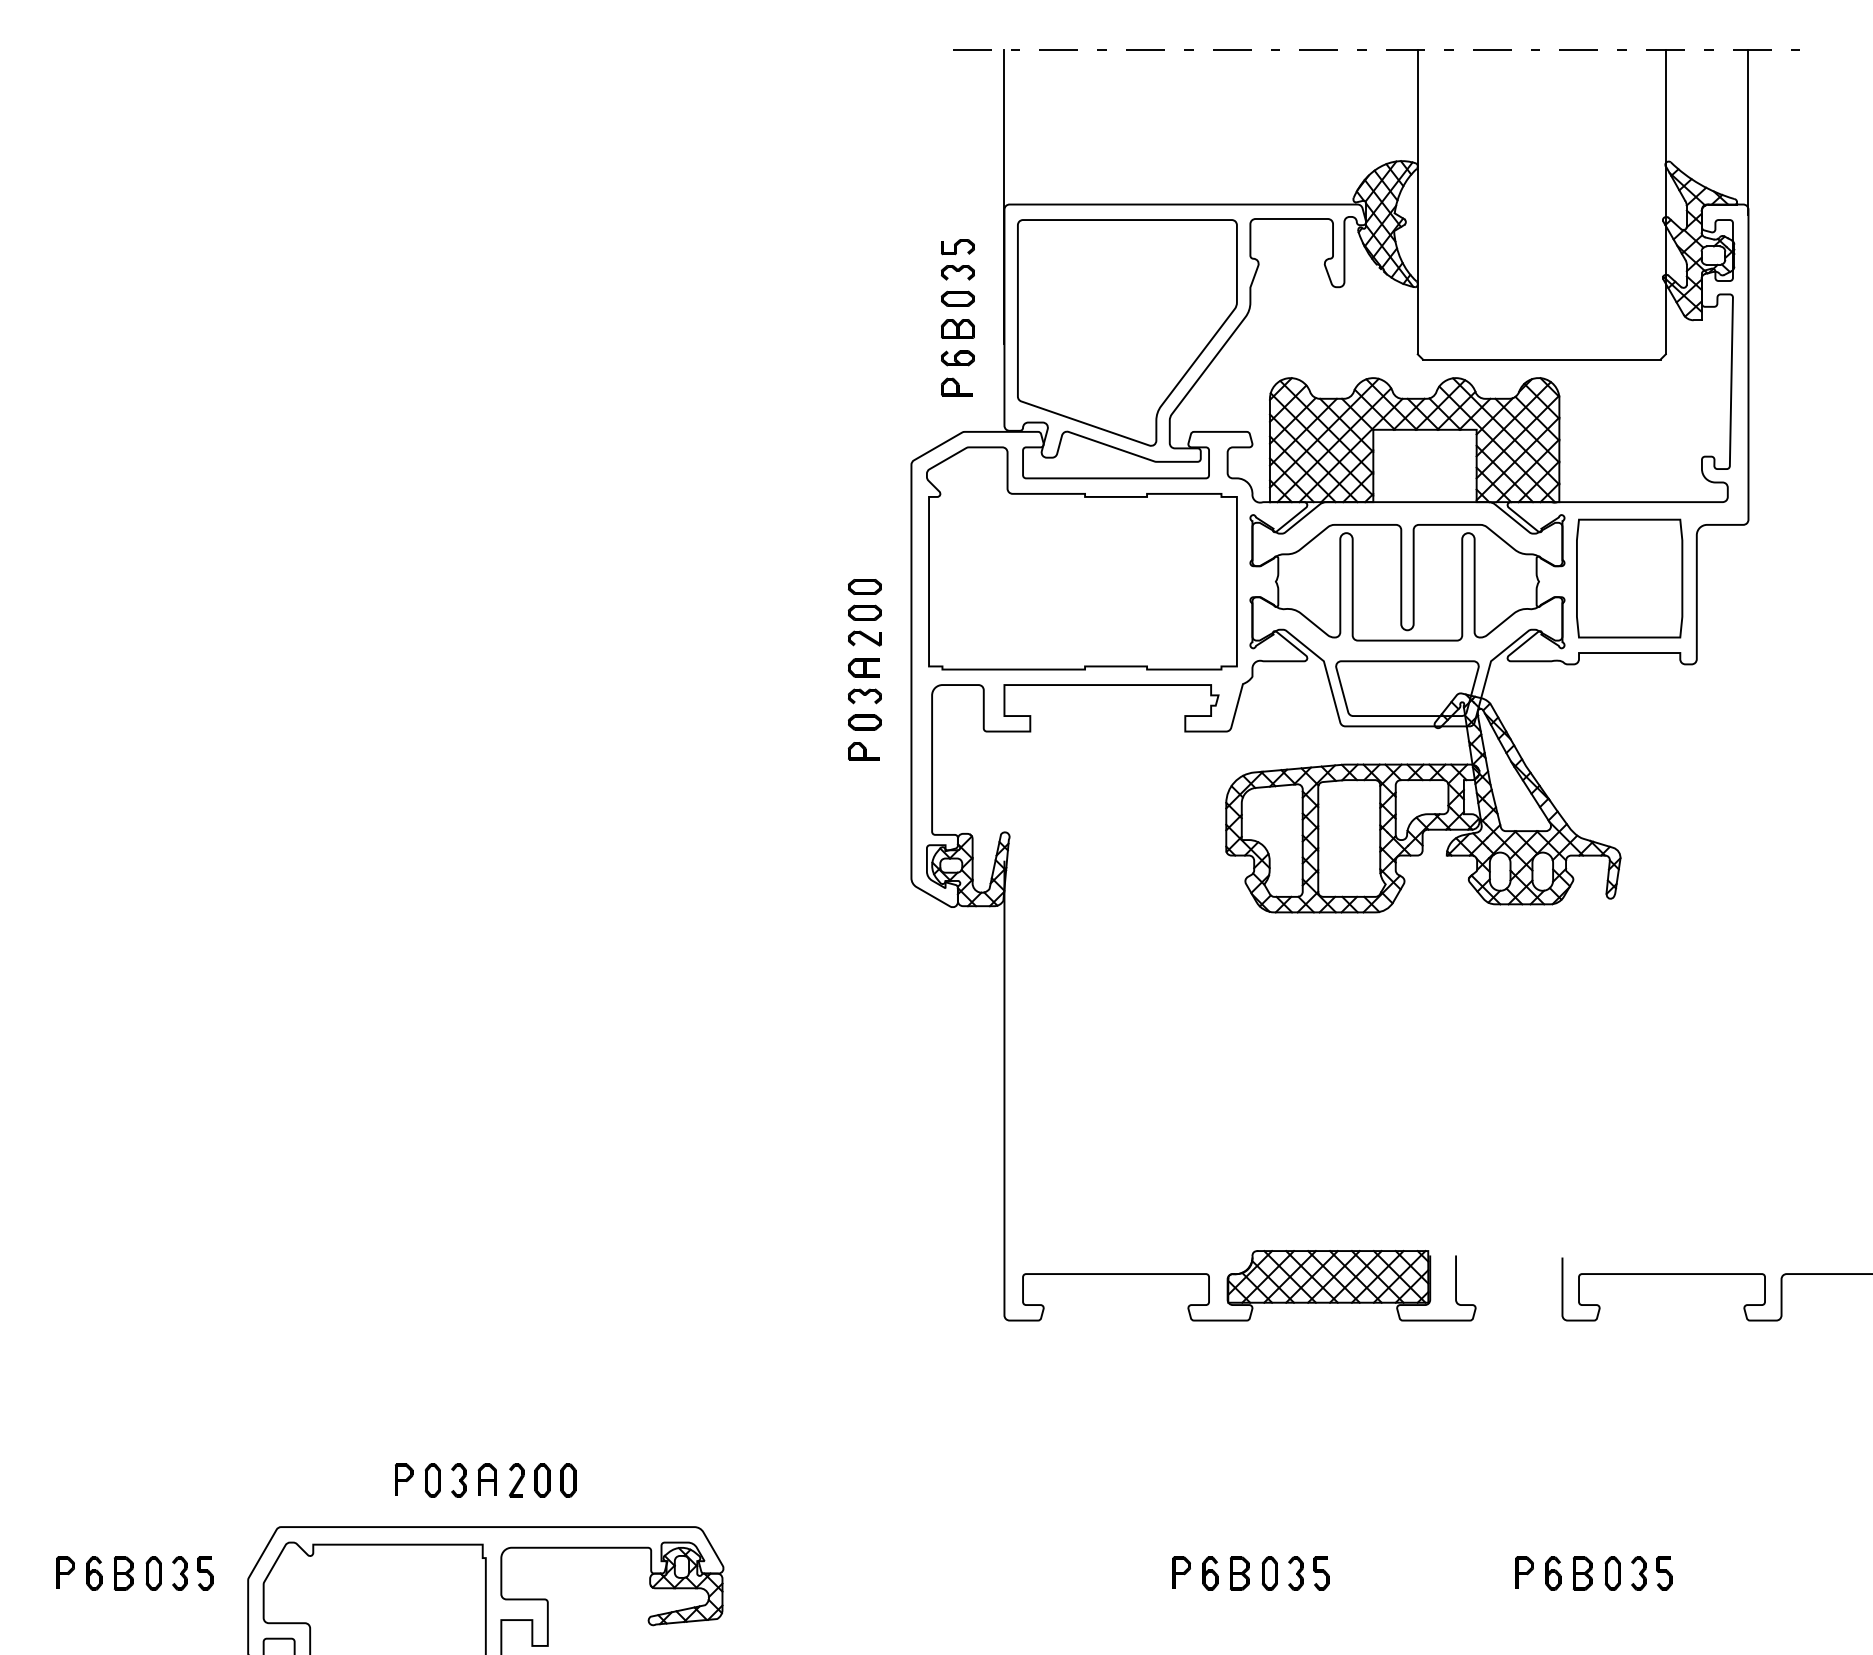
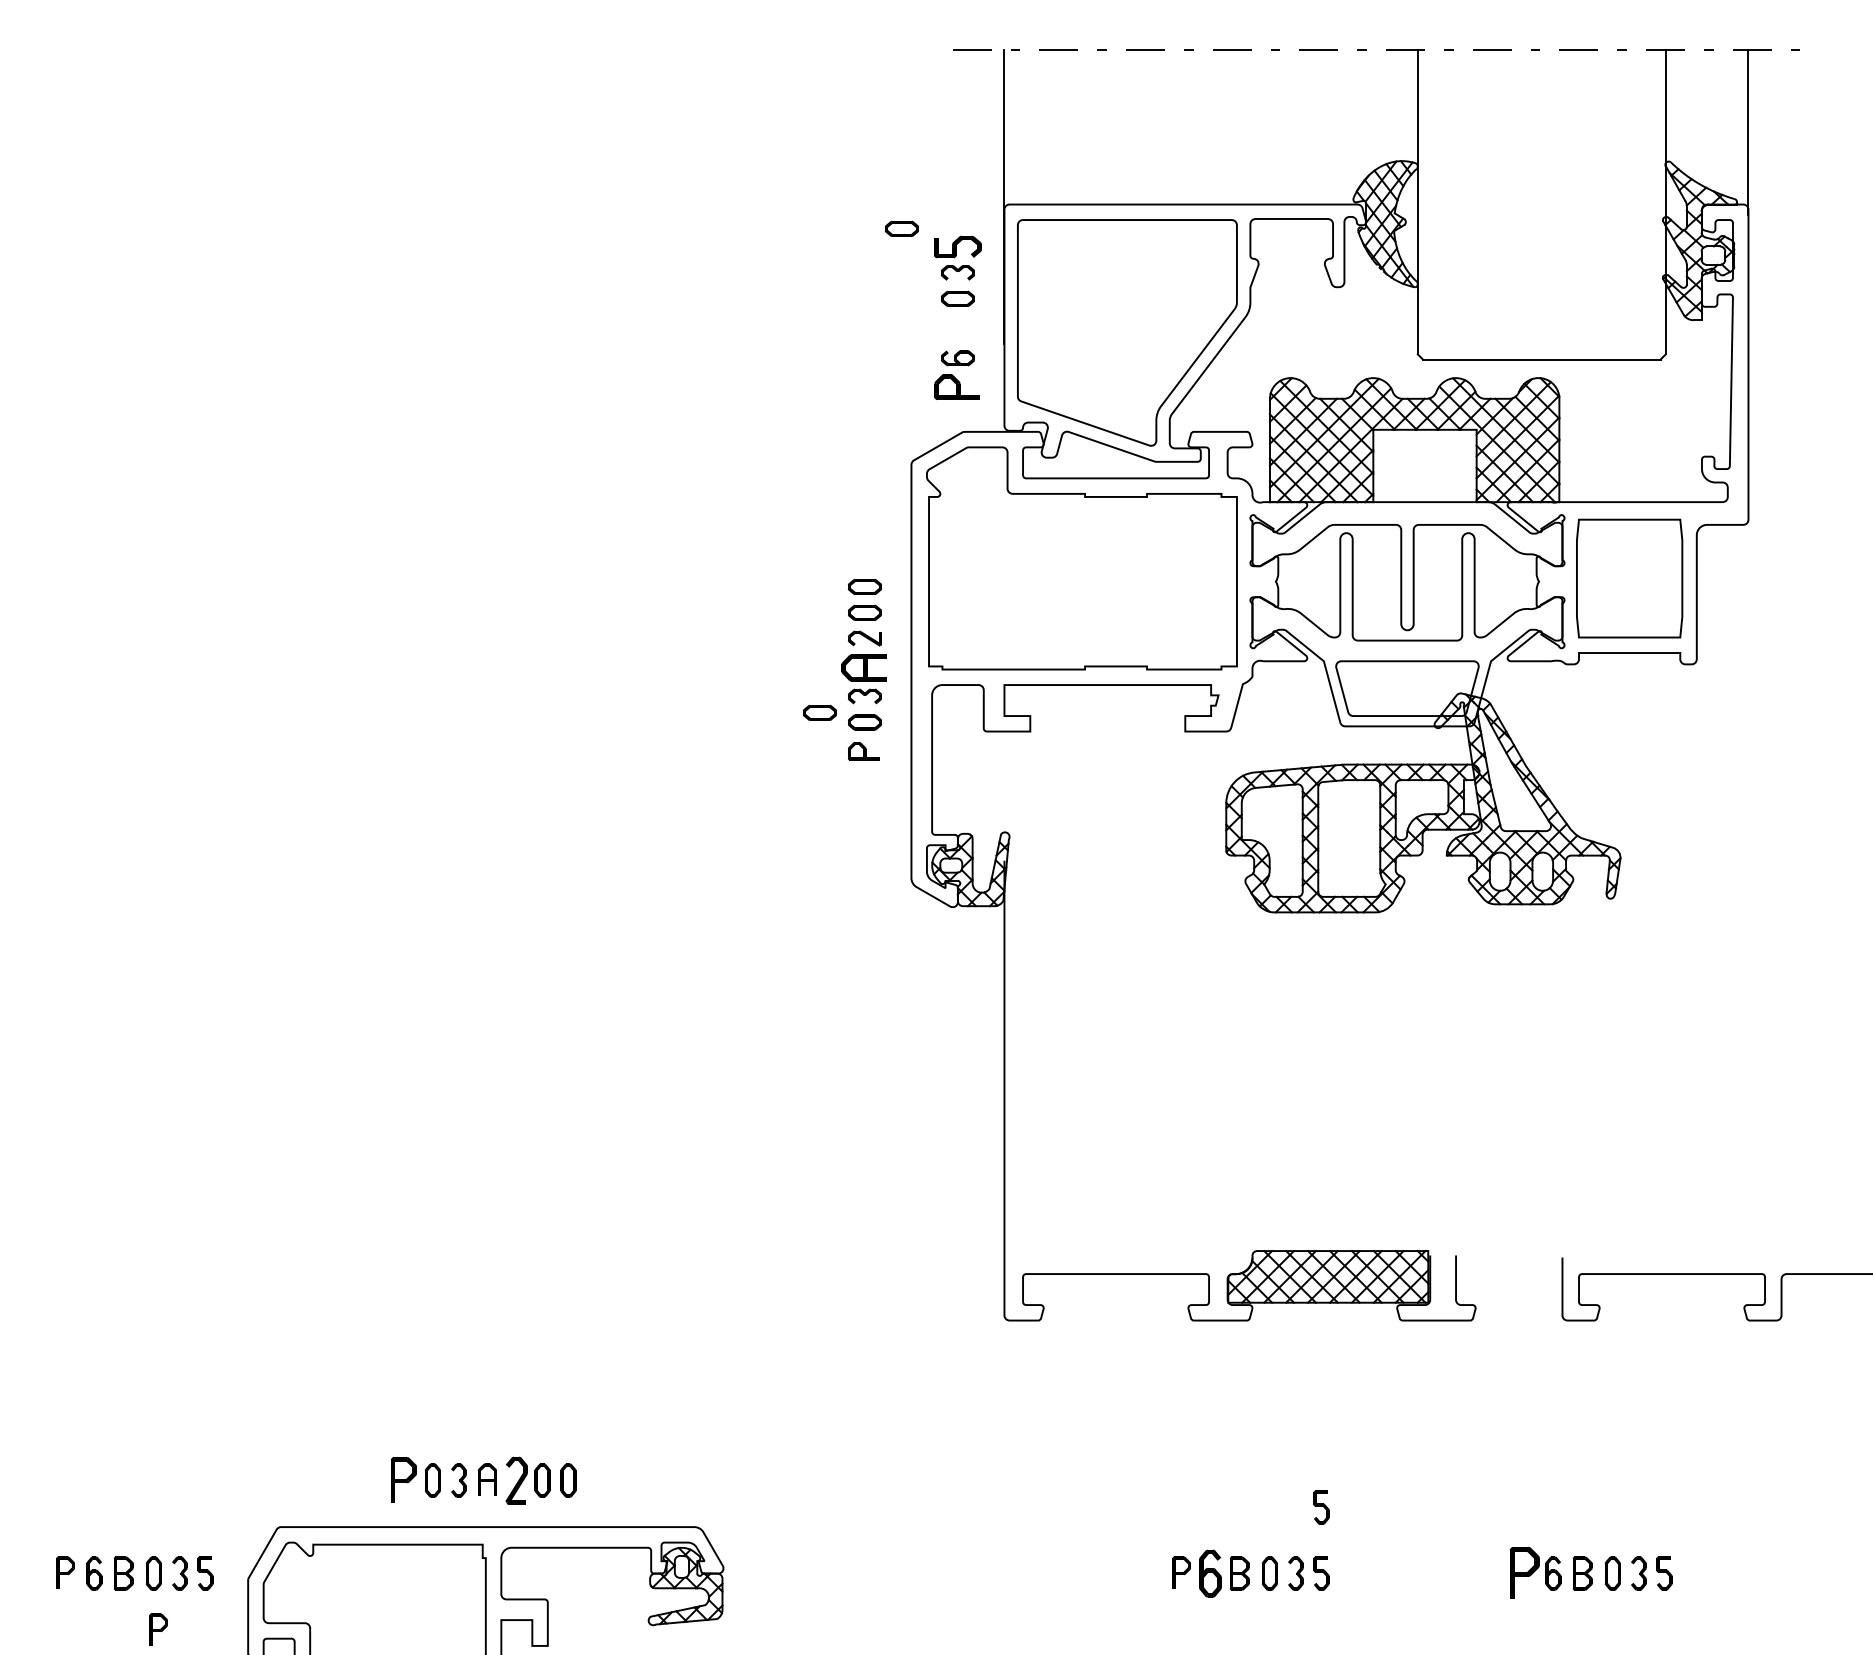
part: none -> present (901, 228)
part size: 34x17 px -> 48x24 px (957, 246)
part: present -> none (957, 328)
part size: 32x20 px -> 46x26 px (956, 386)
part size: 32x20 px -> 46x28 px (863, 667)
part: none -> present (819, 712)
part size: 19x33 px -> 27x46 px (403, 1479)
part size: 16x35 px -> 23x49 px (516, 1480)
part: none -> present (1321, 1507)
part size: 19x33 px -> 31x52 px (1524, 1572)
part size: 17x35 px -> 23x49 px (1210, 1573)
part: none -> present (158, 1629)
